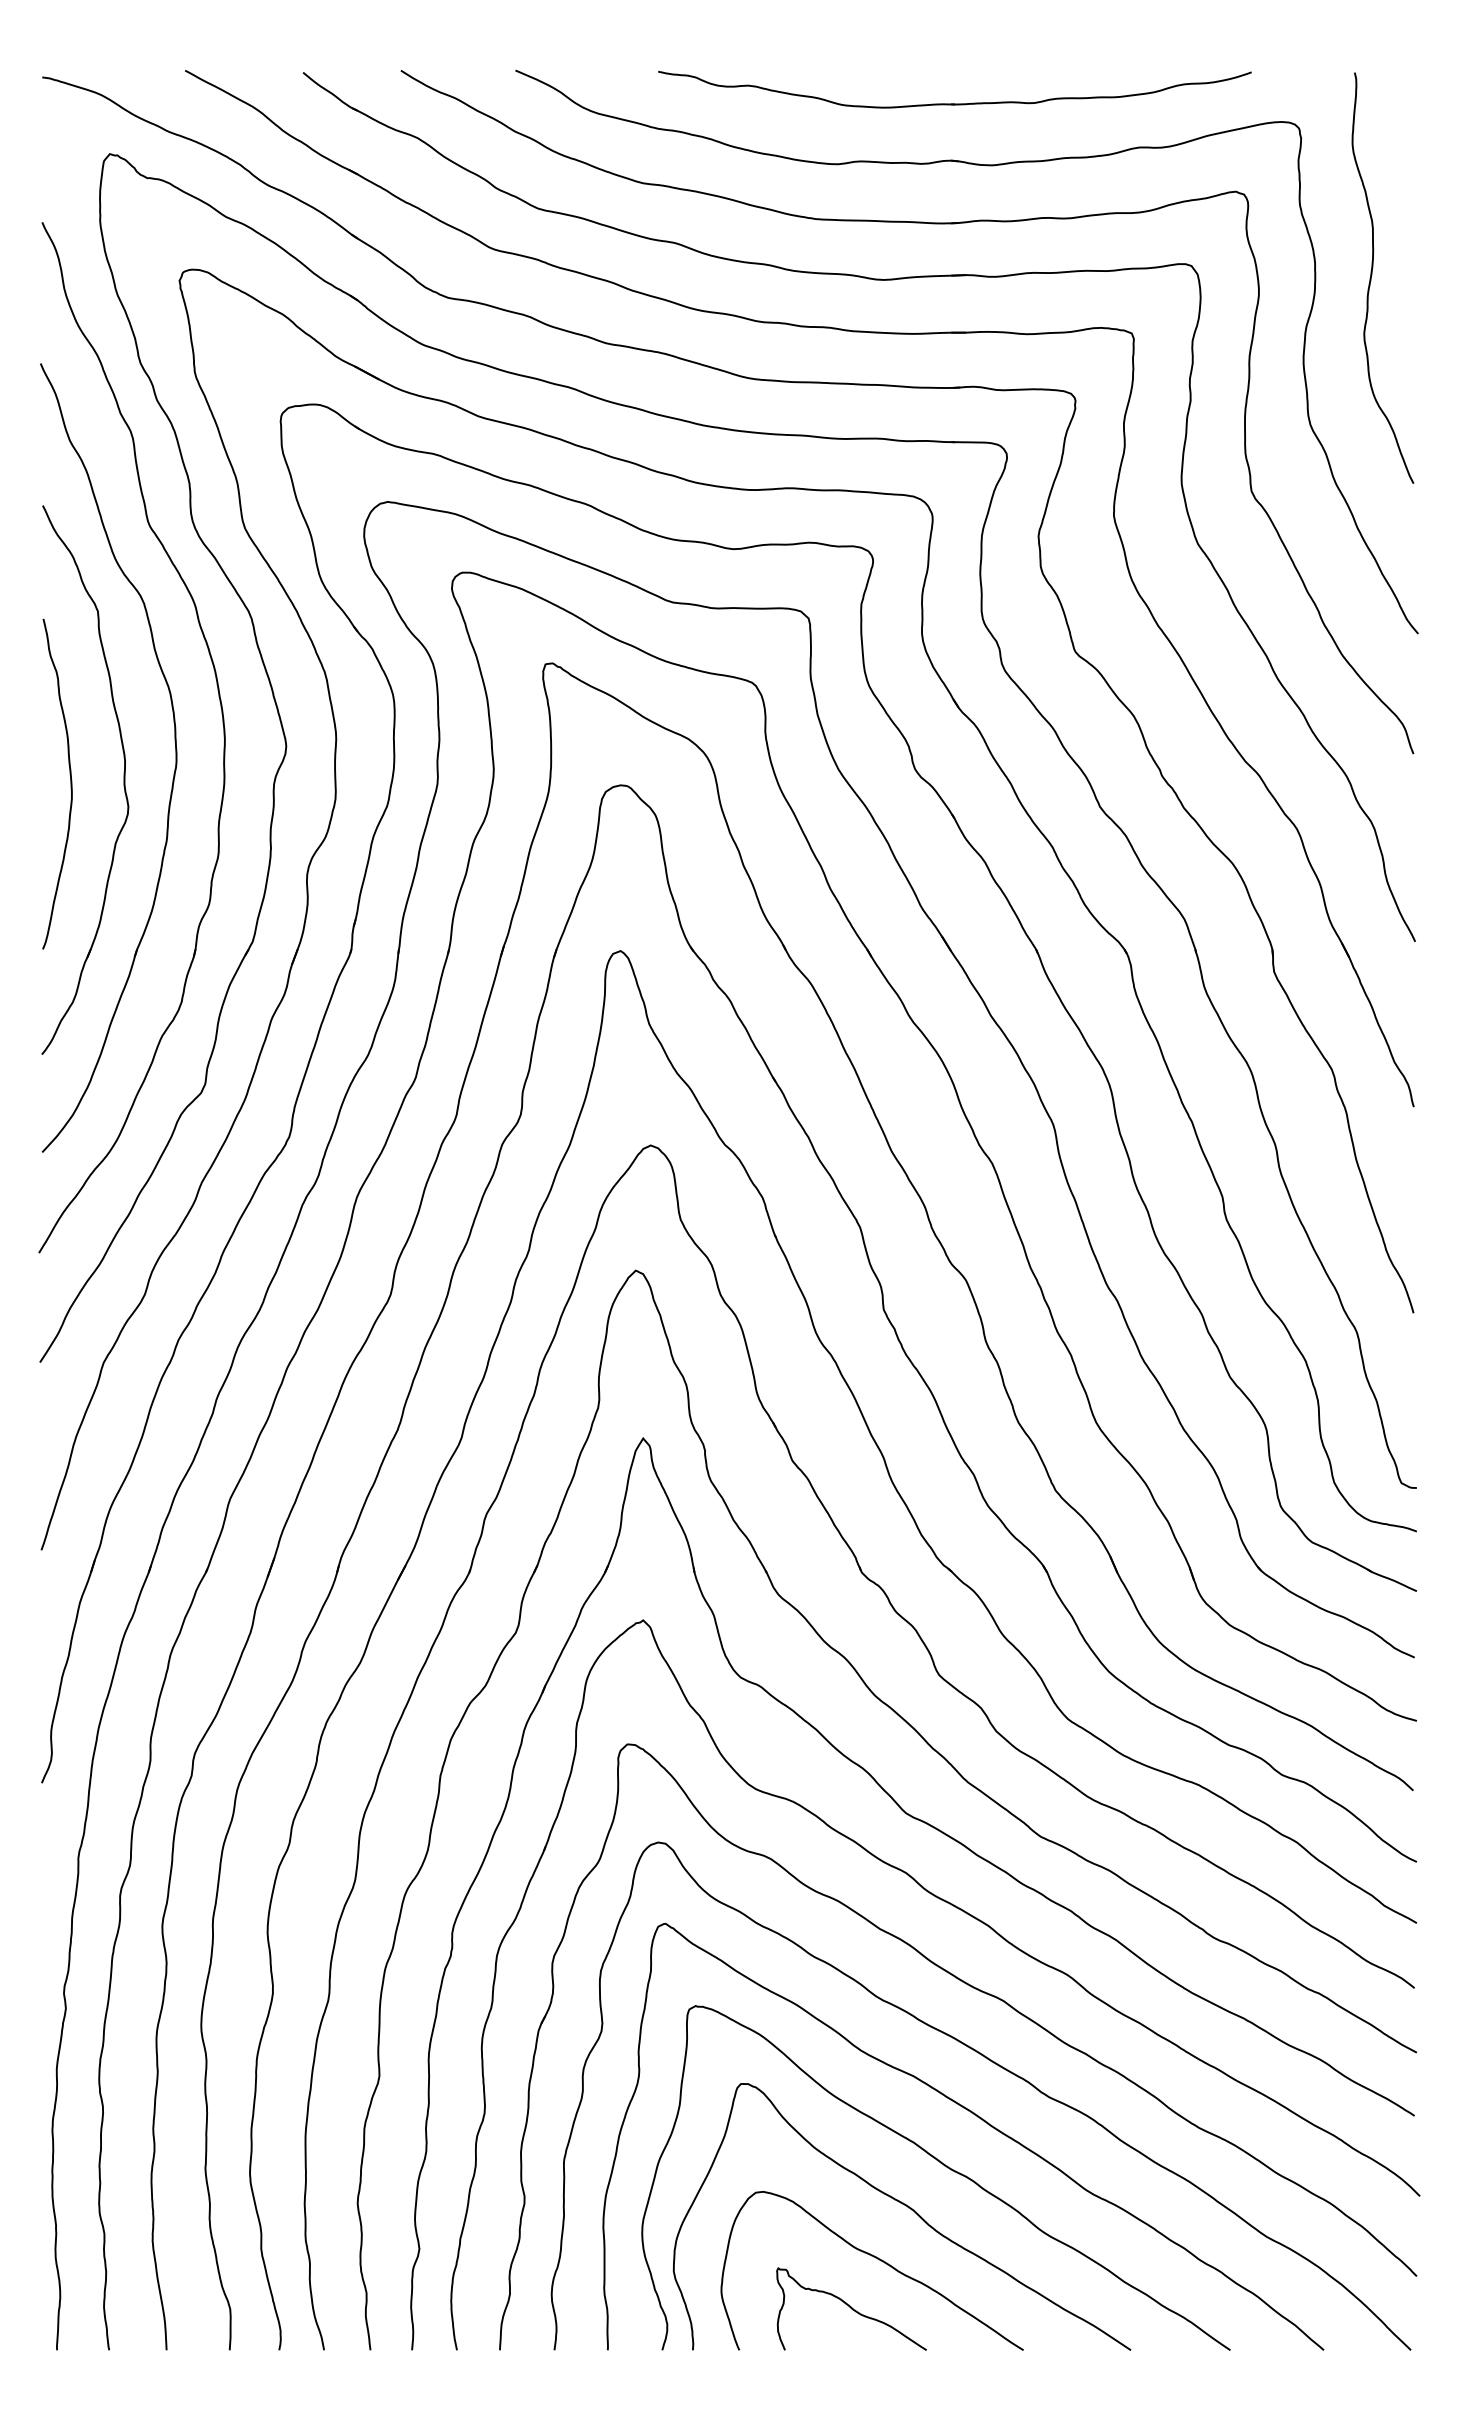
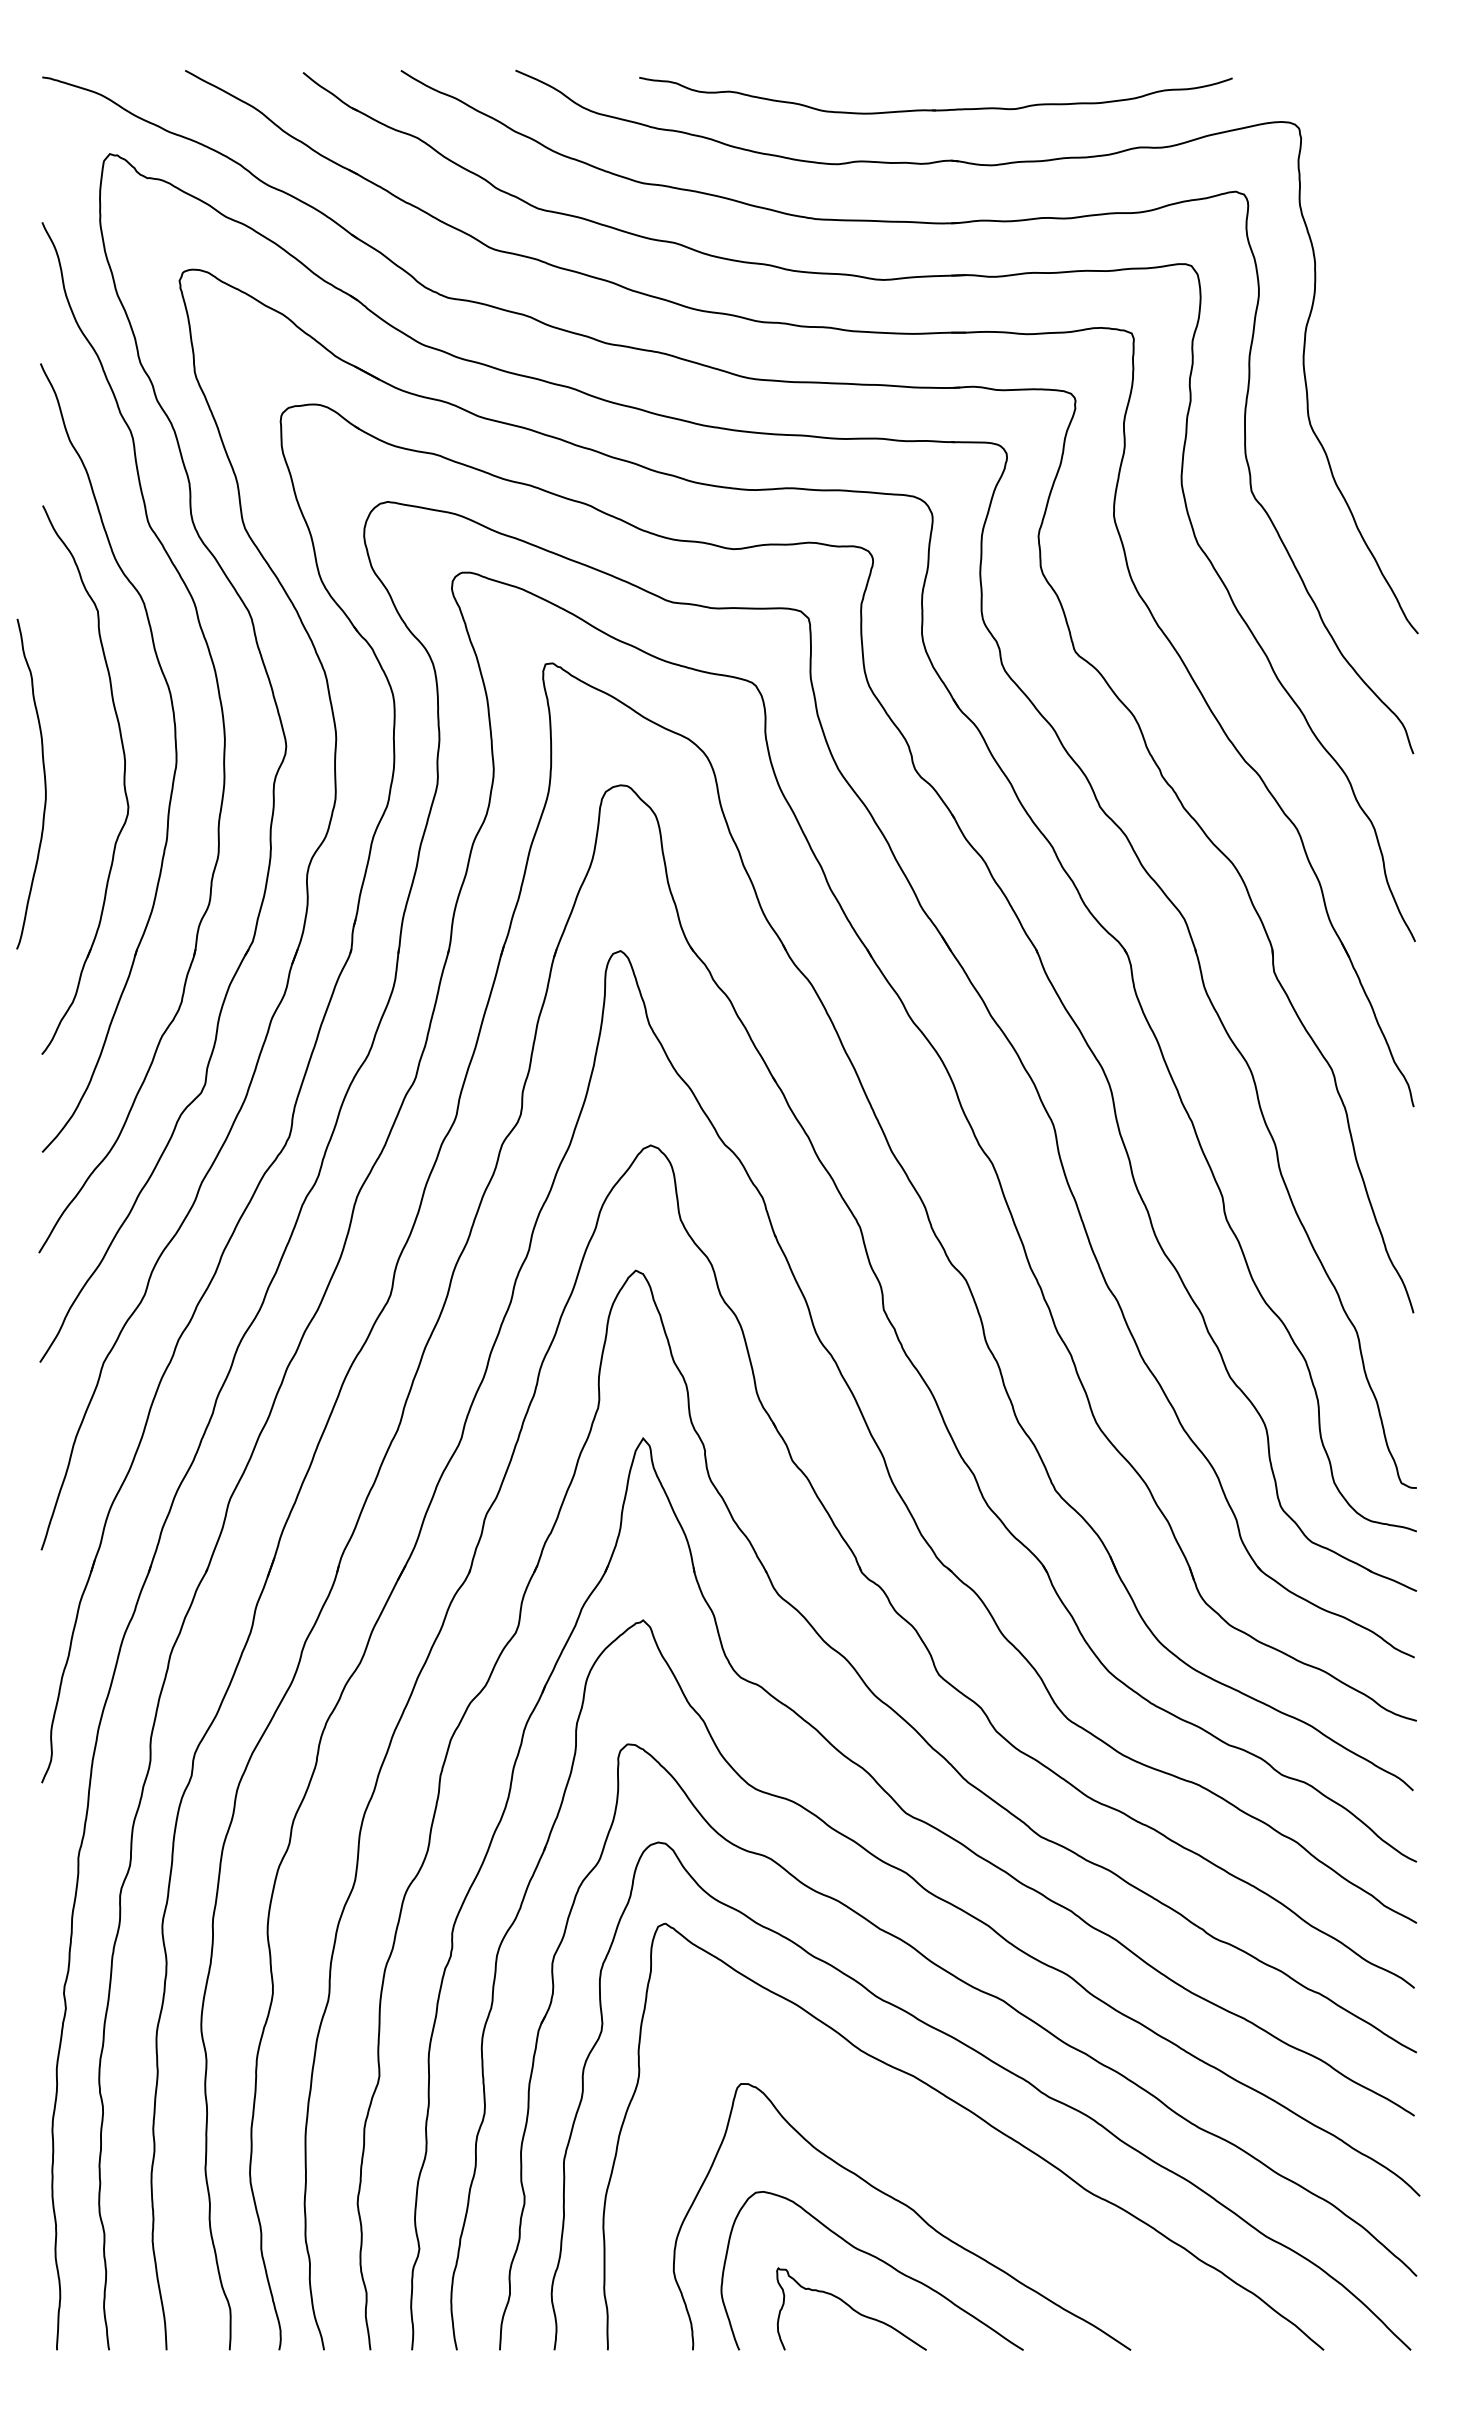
part position: (954, 103) -> (935, 109) (935, 109)
curve: present -> none (1372, 275)
curve position: (70, 783) -> (44, 783) (44, 783)
curve: present -> none (944, 2166)
